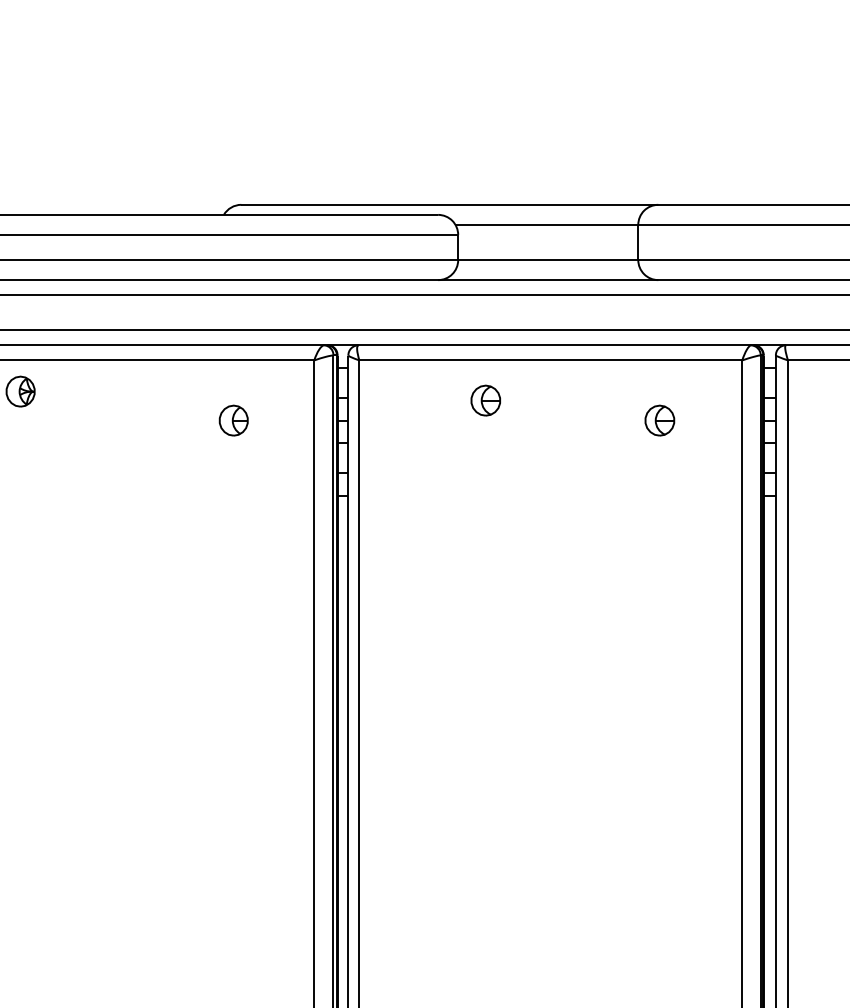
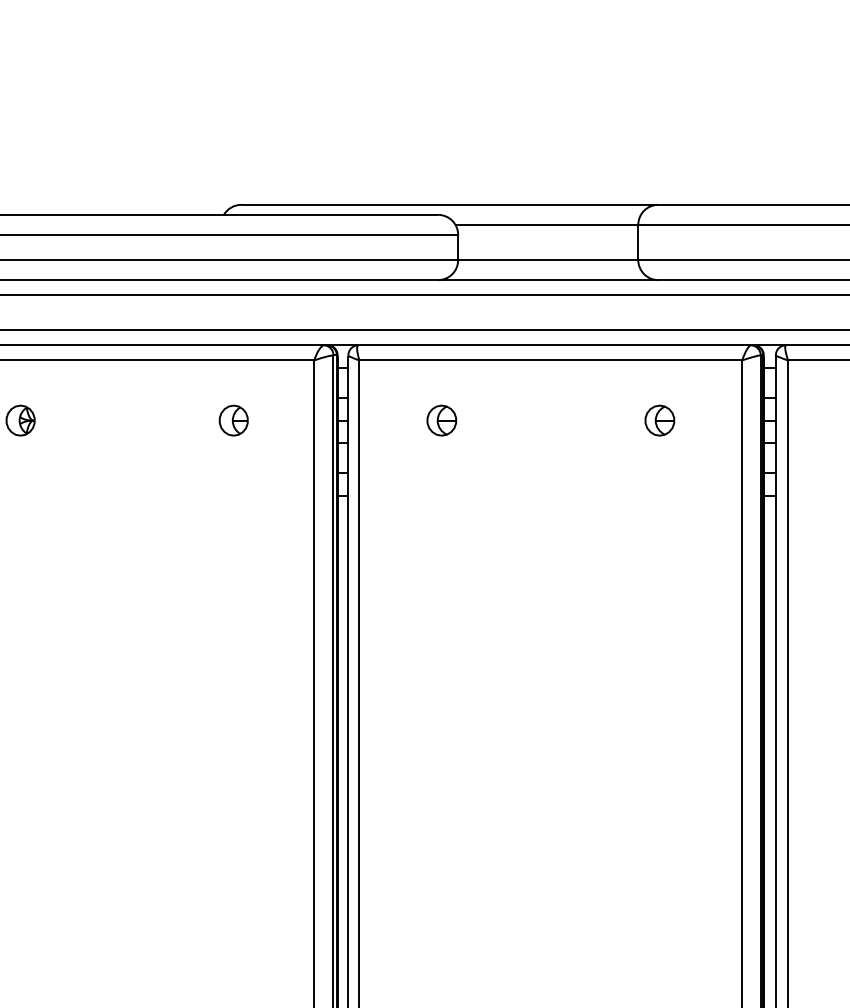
part position: (20, 391) -> (20, 420) (20, 420)
part position: (485, 400) -> (441, 420) (441, 420)
